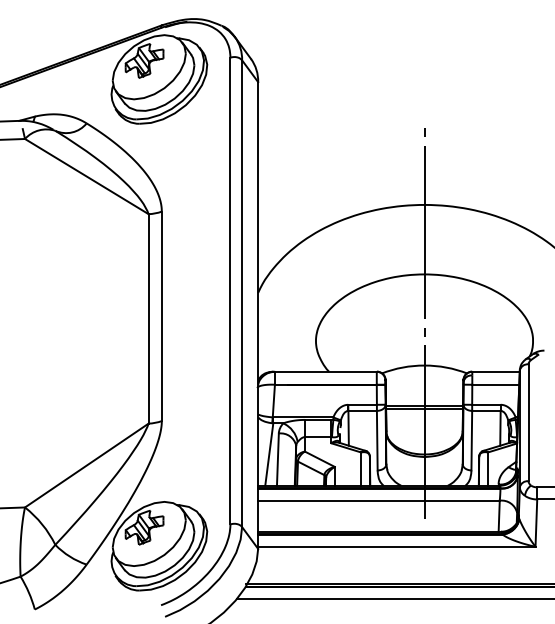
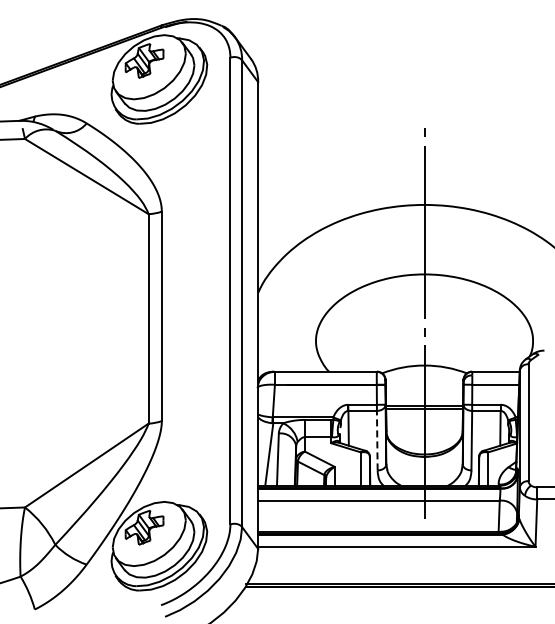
line: solid -> dashed (377, 440)
line: present -> none (394, 598)
